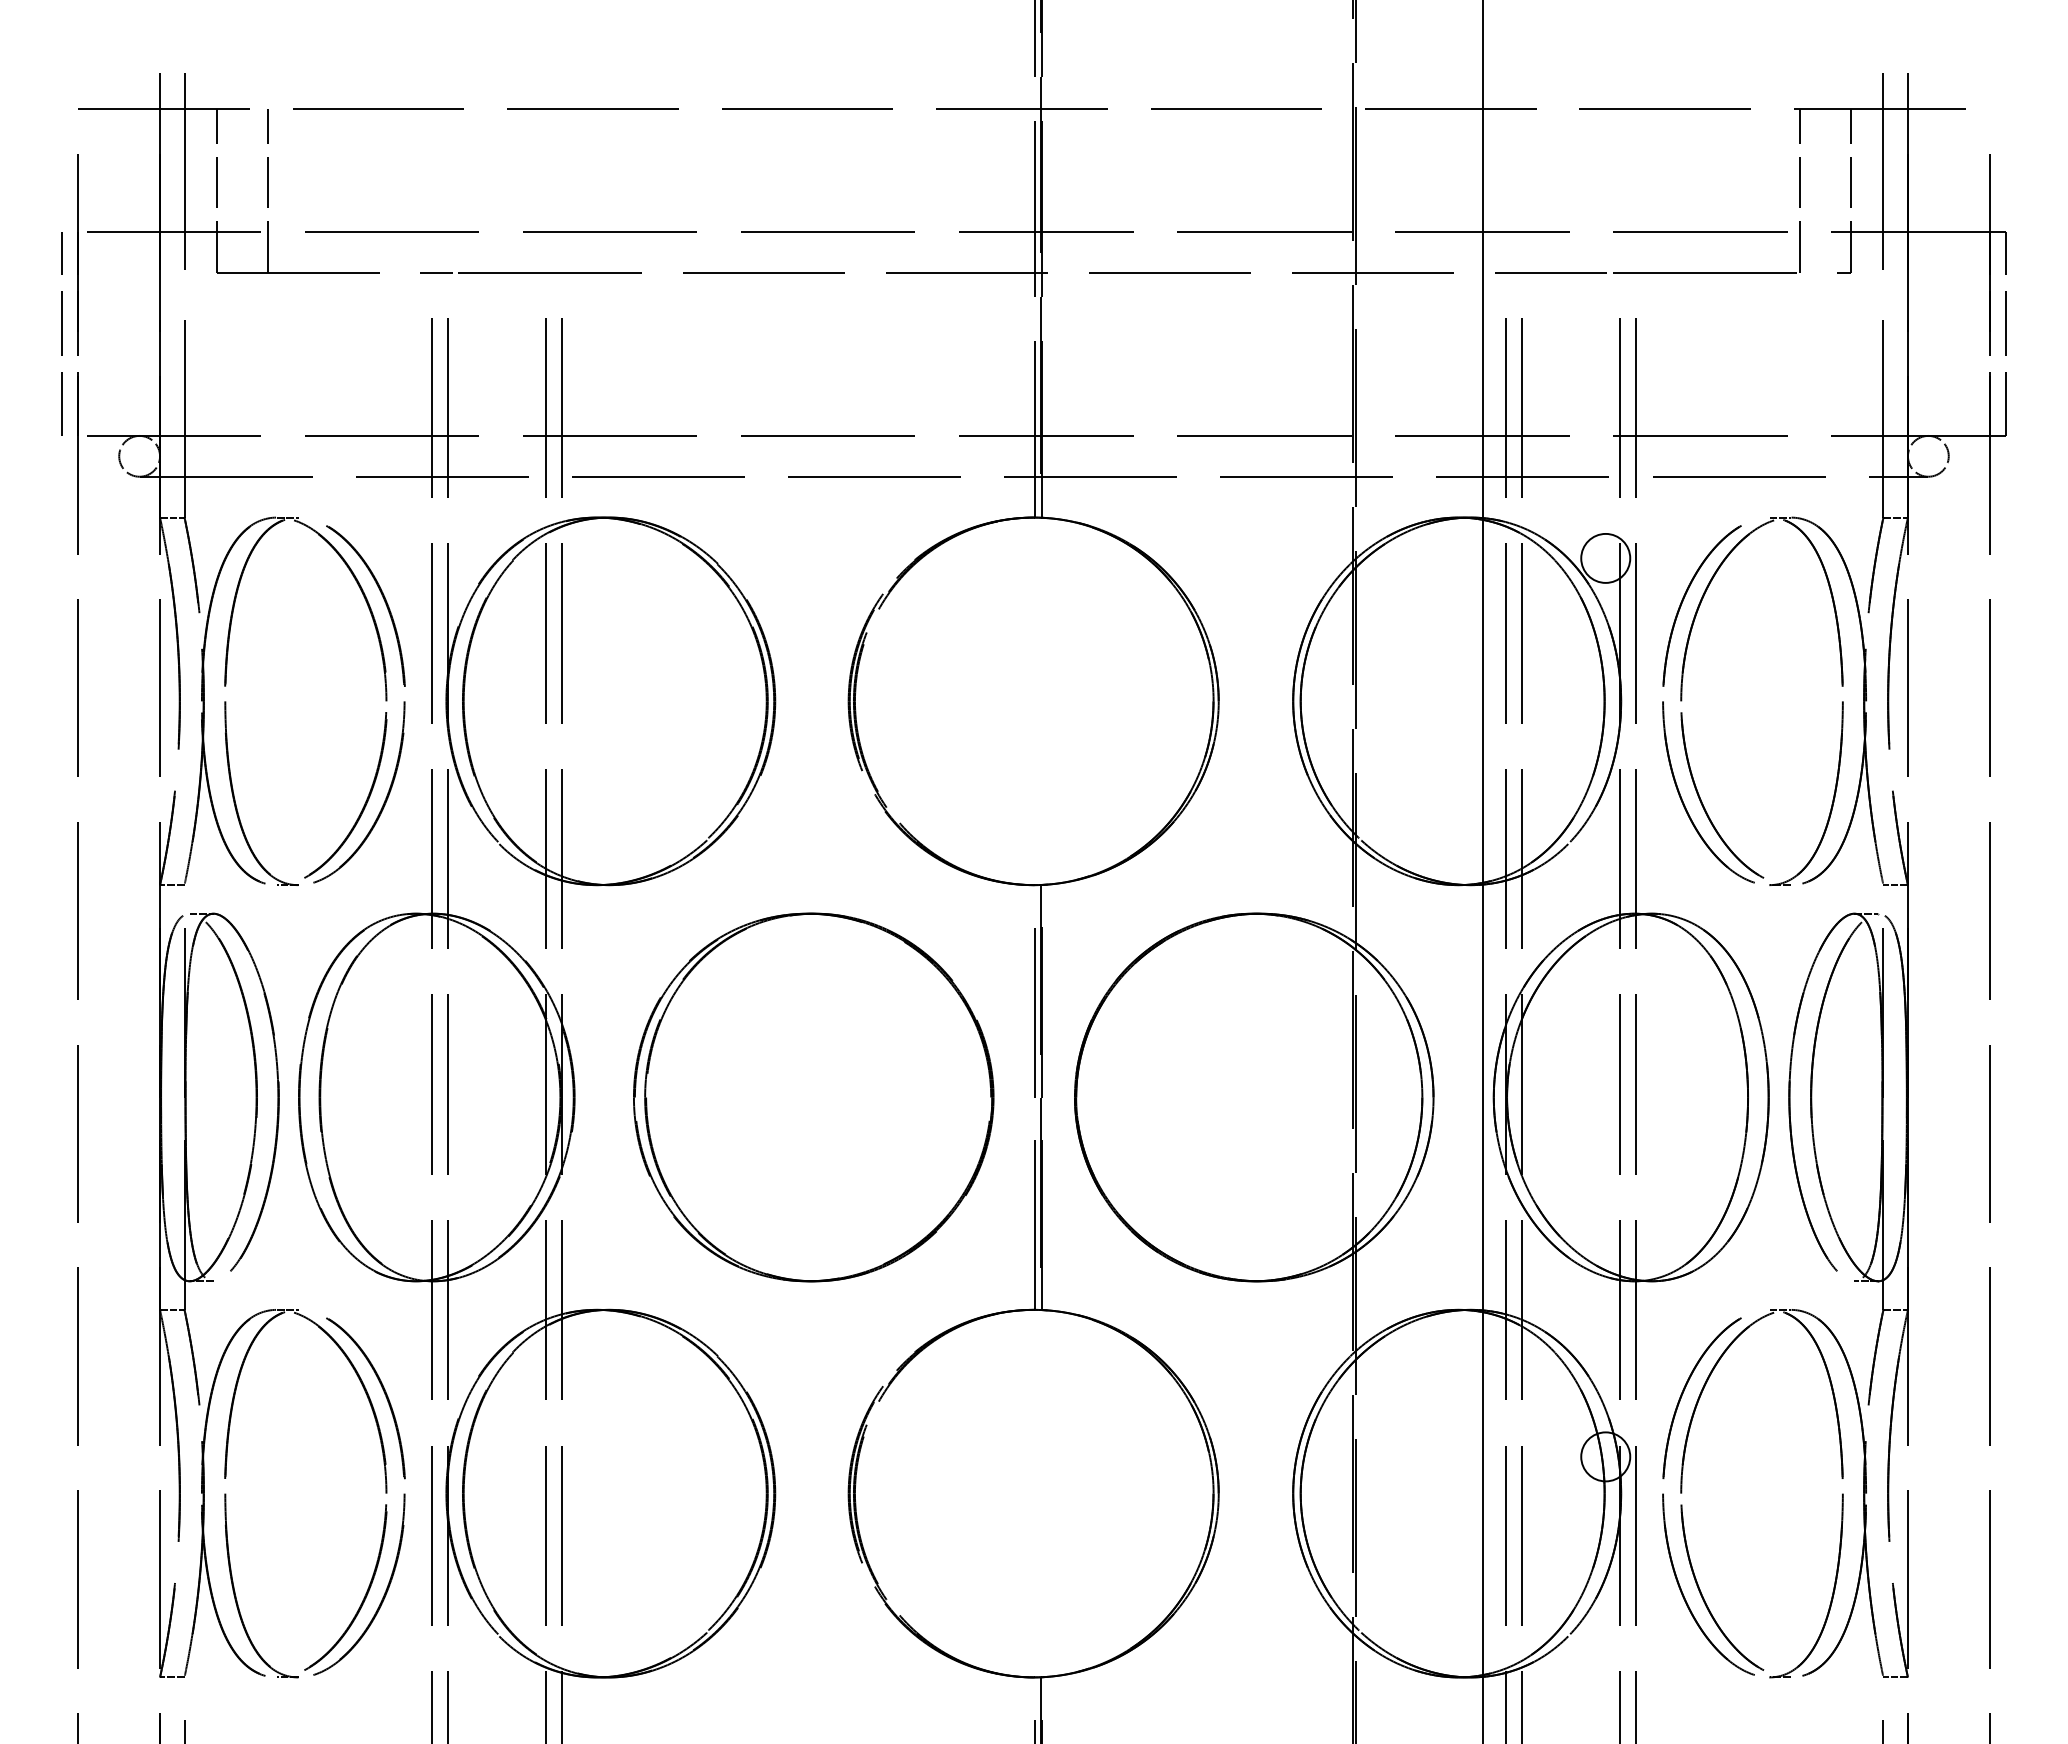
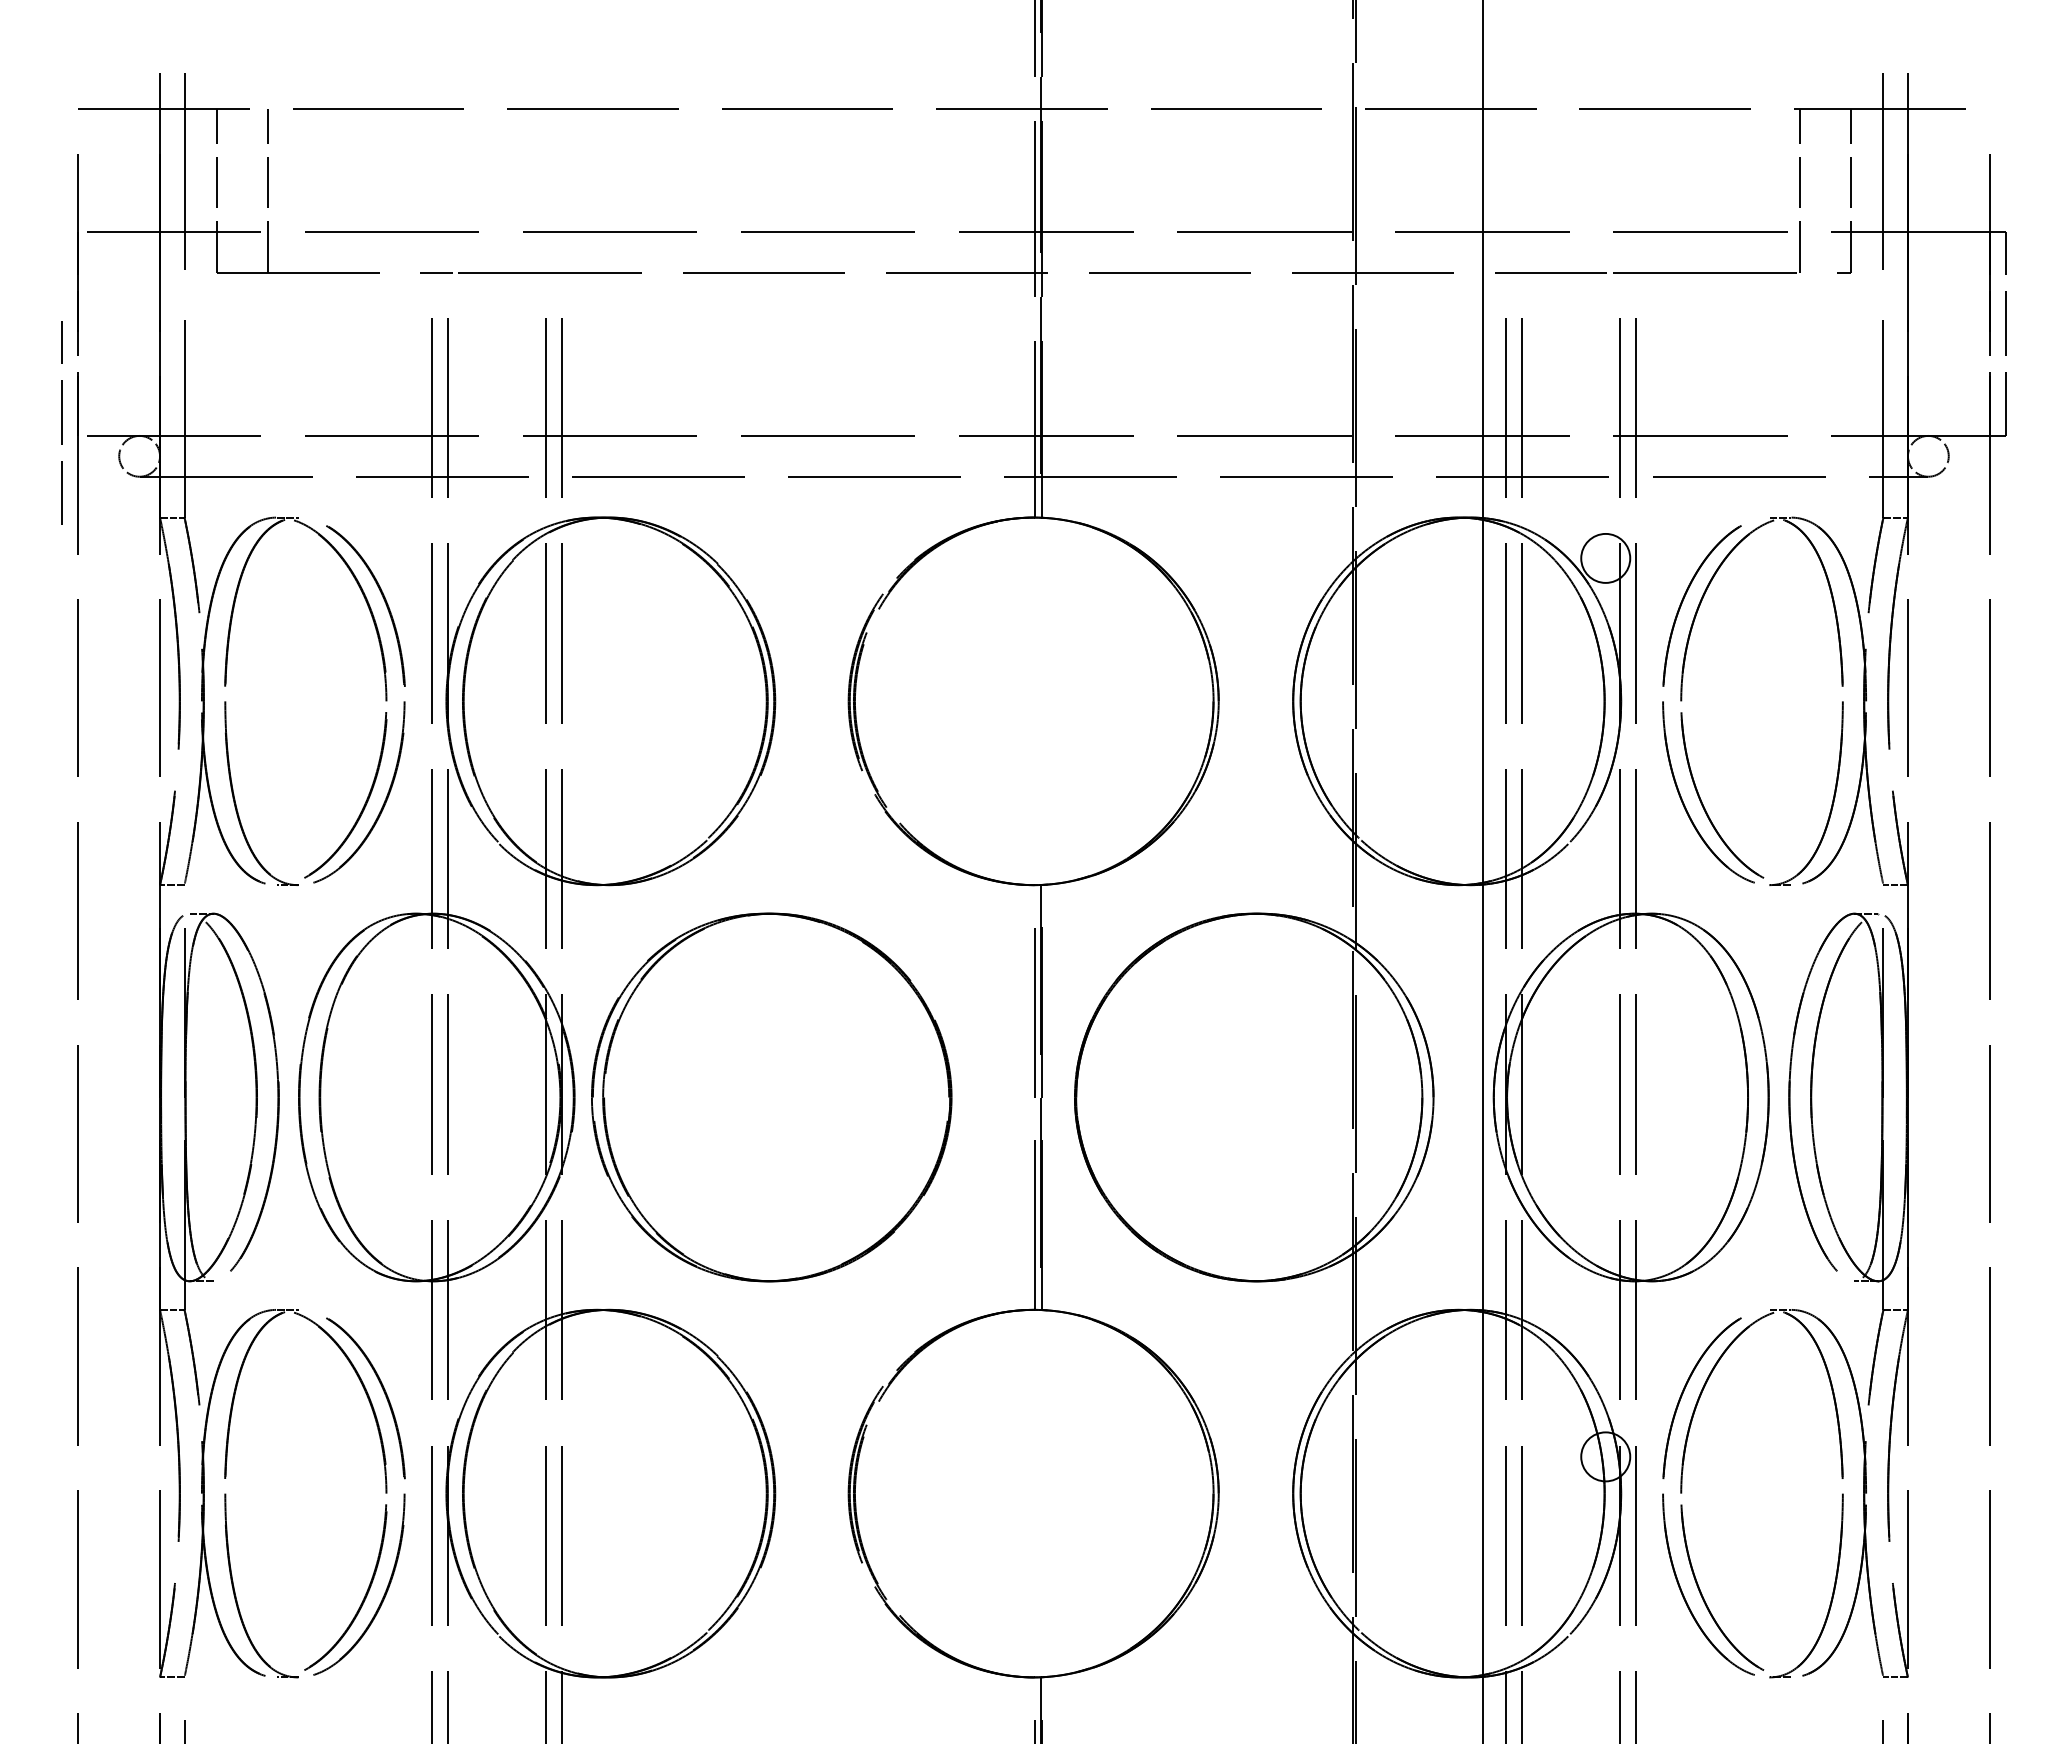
line position: (61, 333) -> (61, 422) (61, 422)
part position: (813, 1097) -> (771, 1097) (771, 1097)
